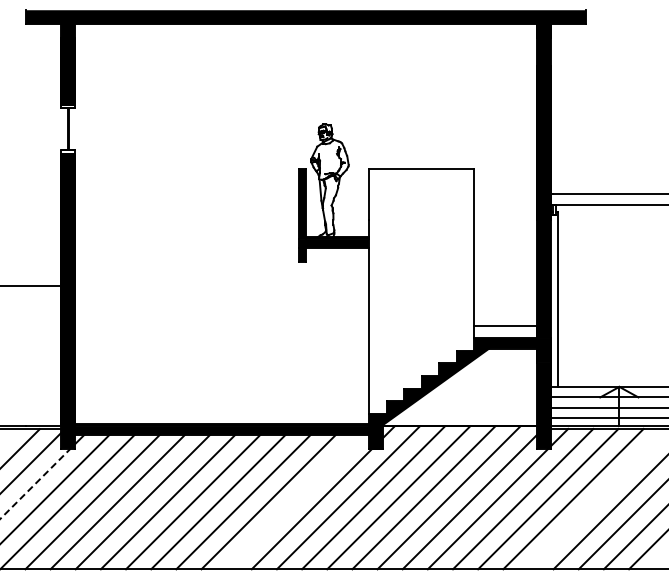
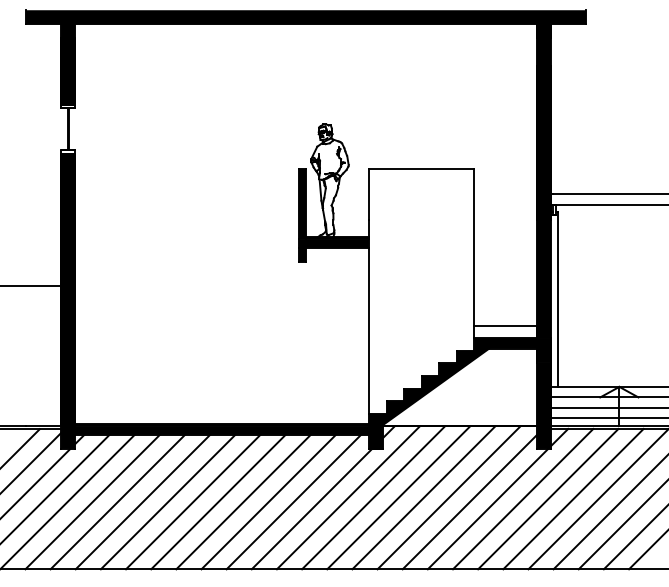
line: dashed -> solid (35, 484)
line: none -> present (596, 500)
line: none -> present (293, 501)
